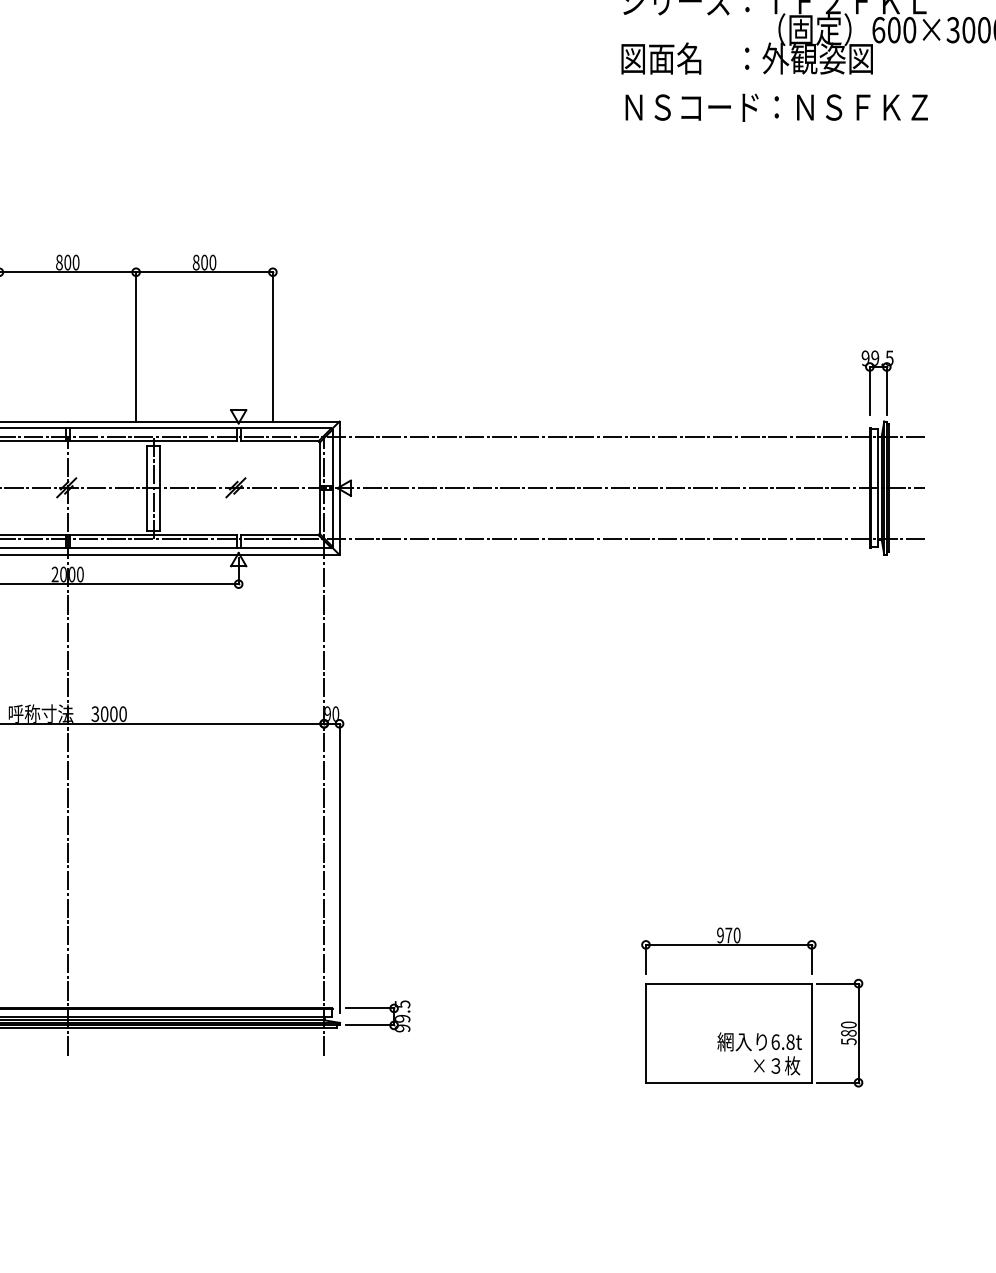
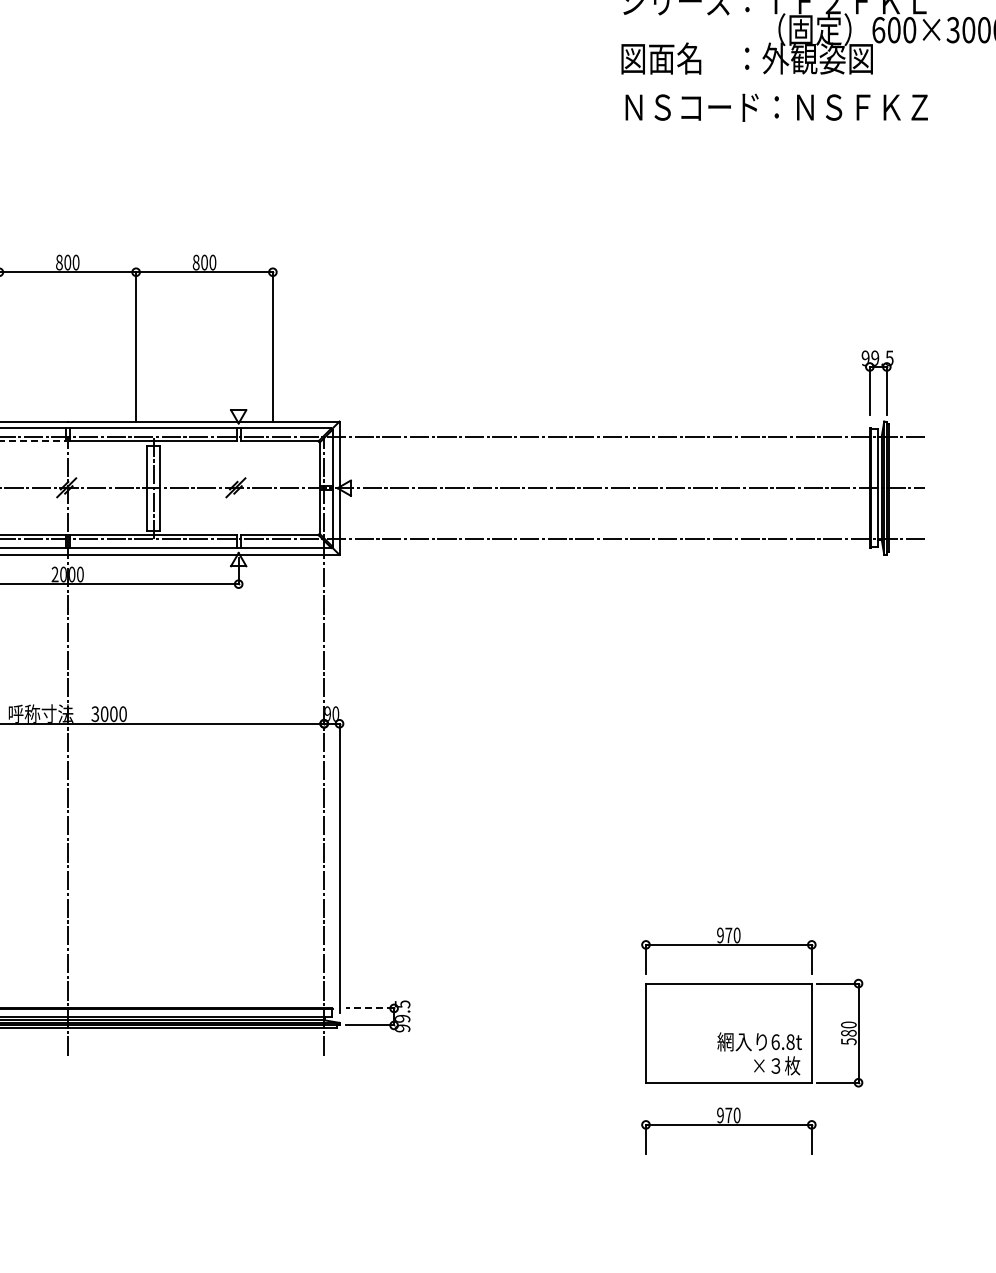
line: solid -> dashed (33, 441)
line: solid -> dashed (370, 1008)
part: none -> present (728, 1130)
